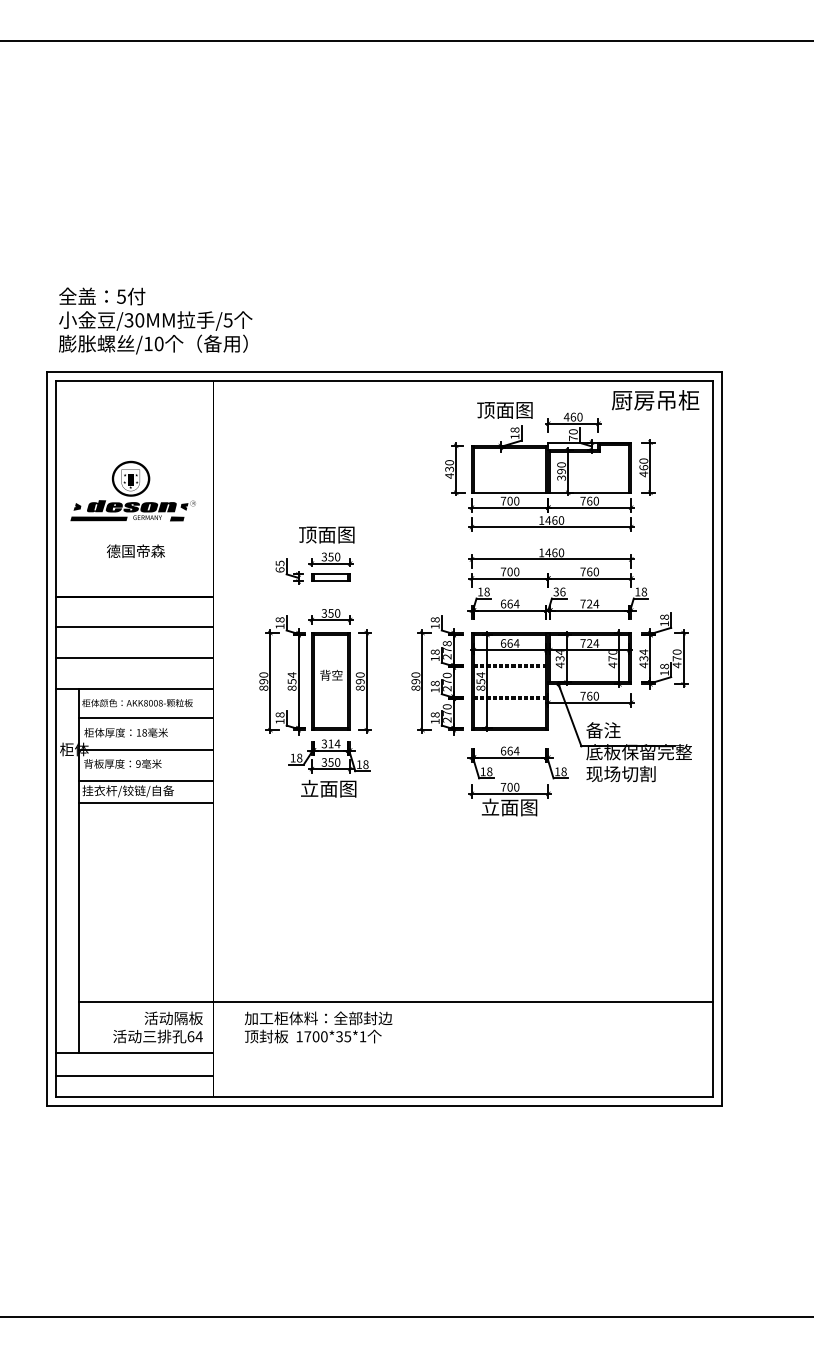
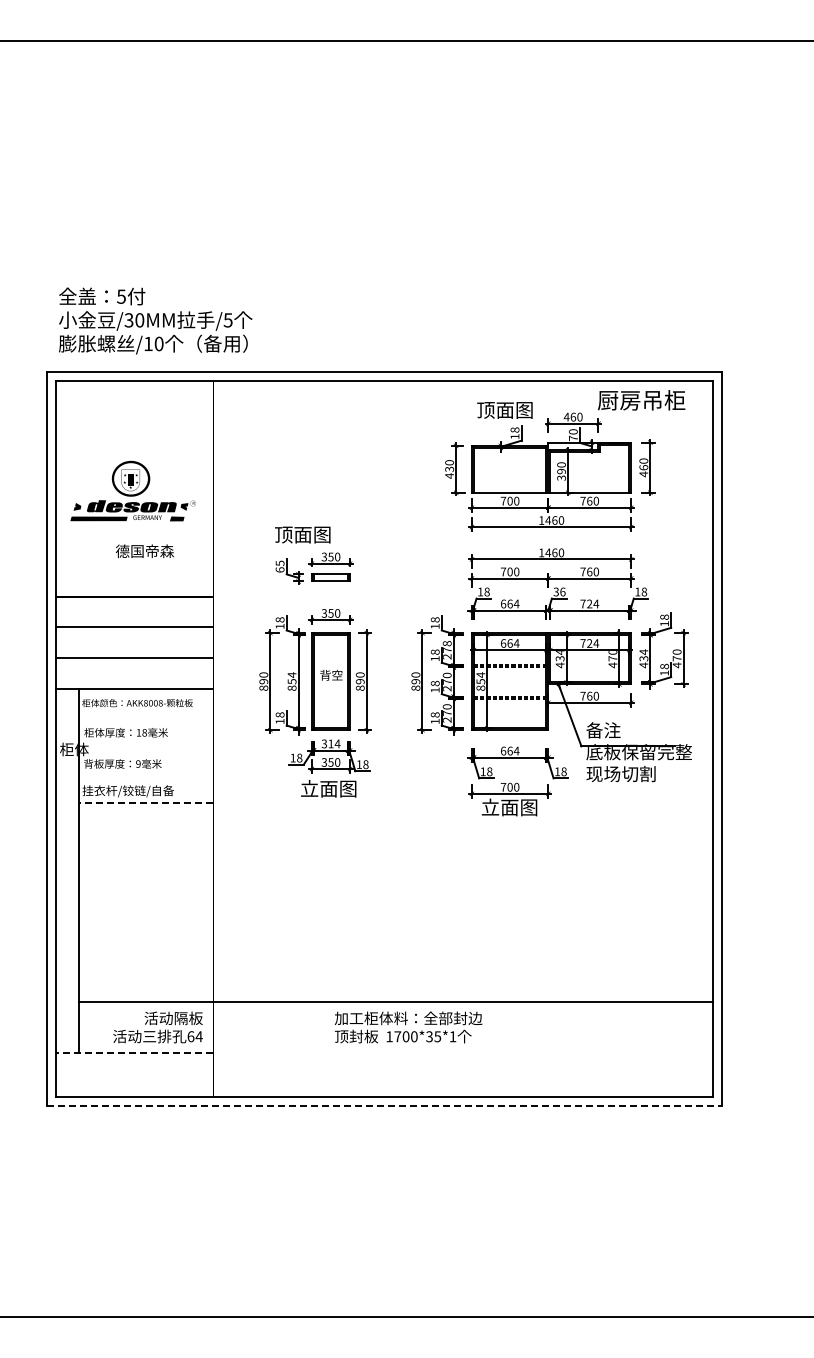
text position: (655, 400) -> (641, 400) (641, 400)
text position: (326, 534) -> (302, 534) (302, 534)
text position: (135, 550) -> (144, 550) (144, 550)
line: present -> none (145, 718)
line: present -> none (145, 749)
line: present -> none (145, 780)
line: solid -> dashed (145, 802)
text position: (318, 1027) -> (408, 1027) (408, 1027)
line: solid -> dashed (134, 1053)
line: present -> none (134, 1075)
line: solid -> dashed (384, 1105)
